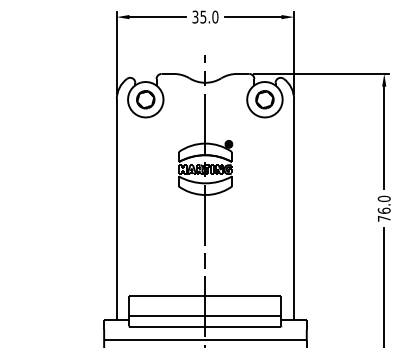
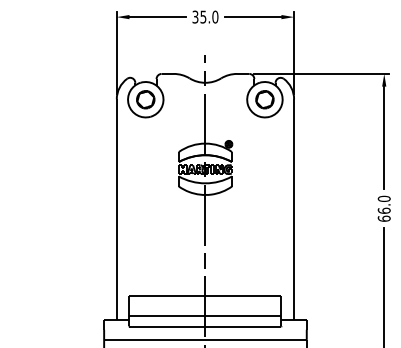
text: 76.0 -> 66.0 (383, 218)
